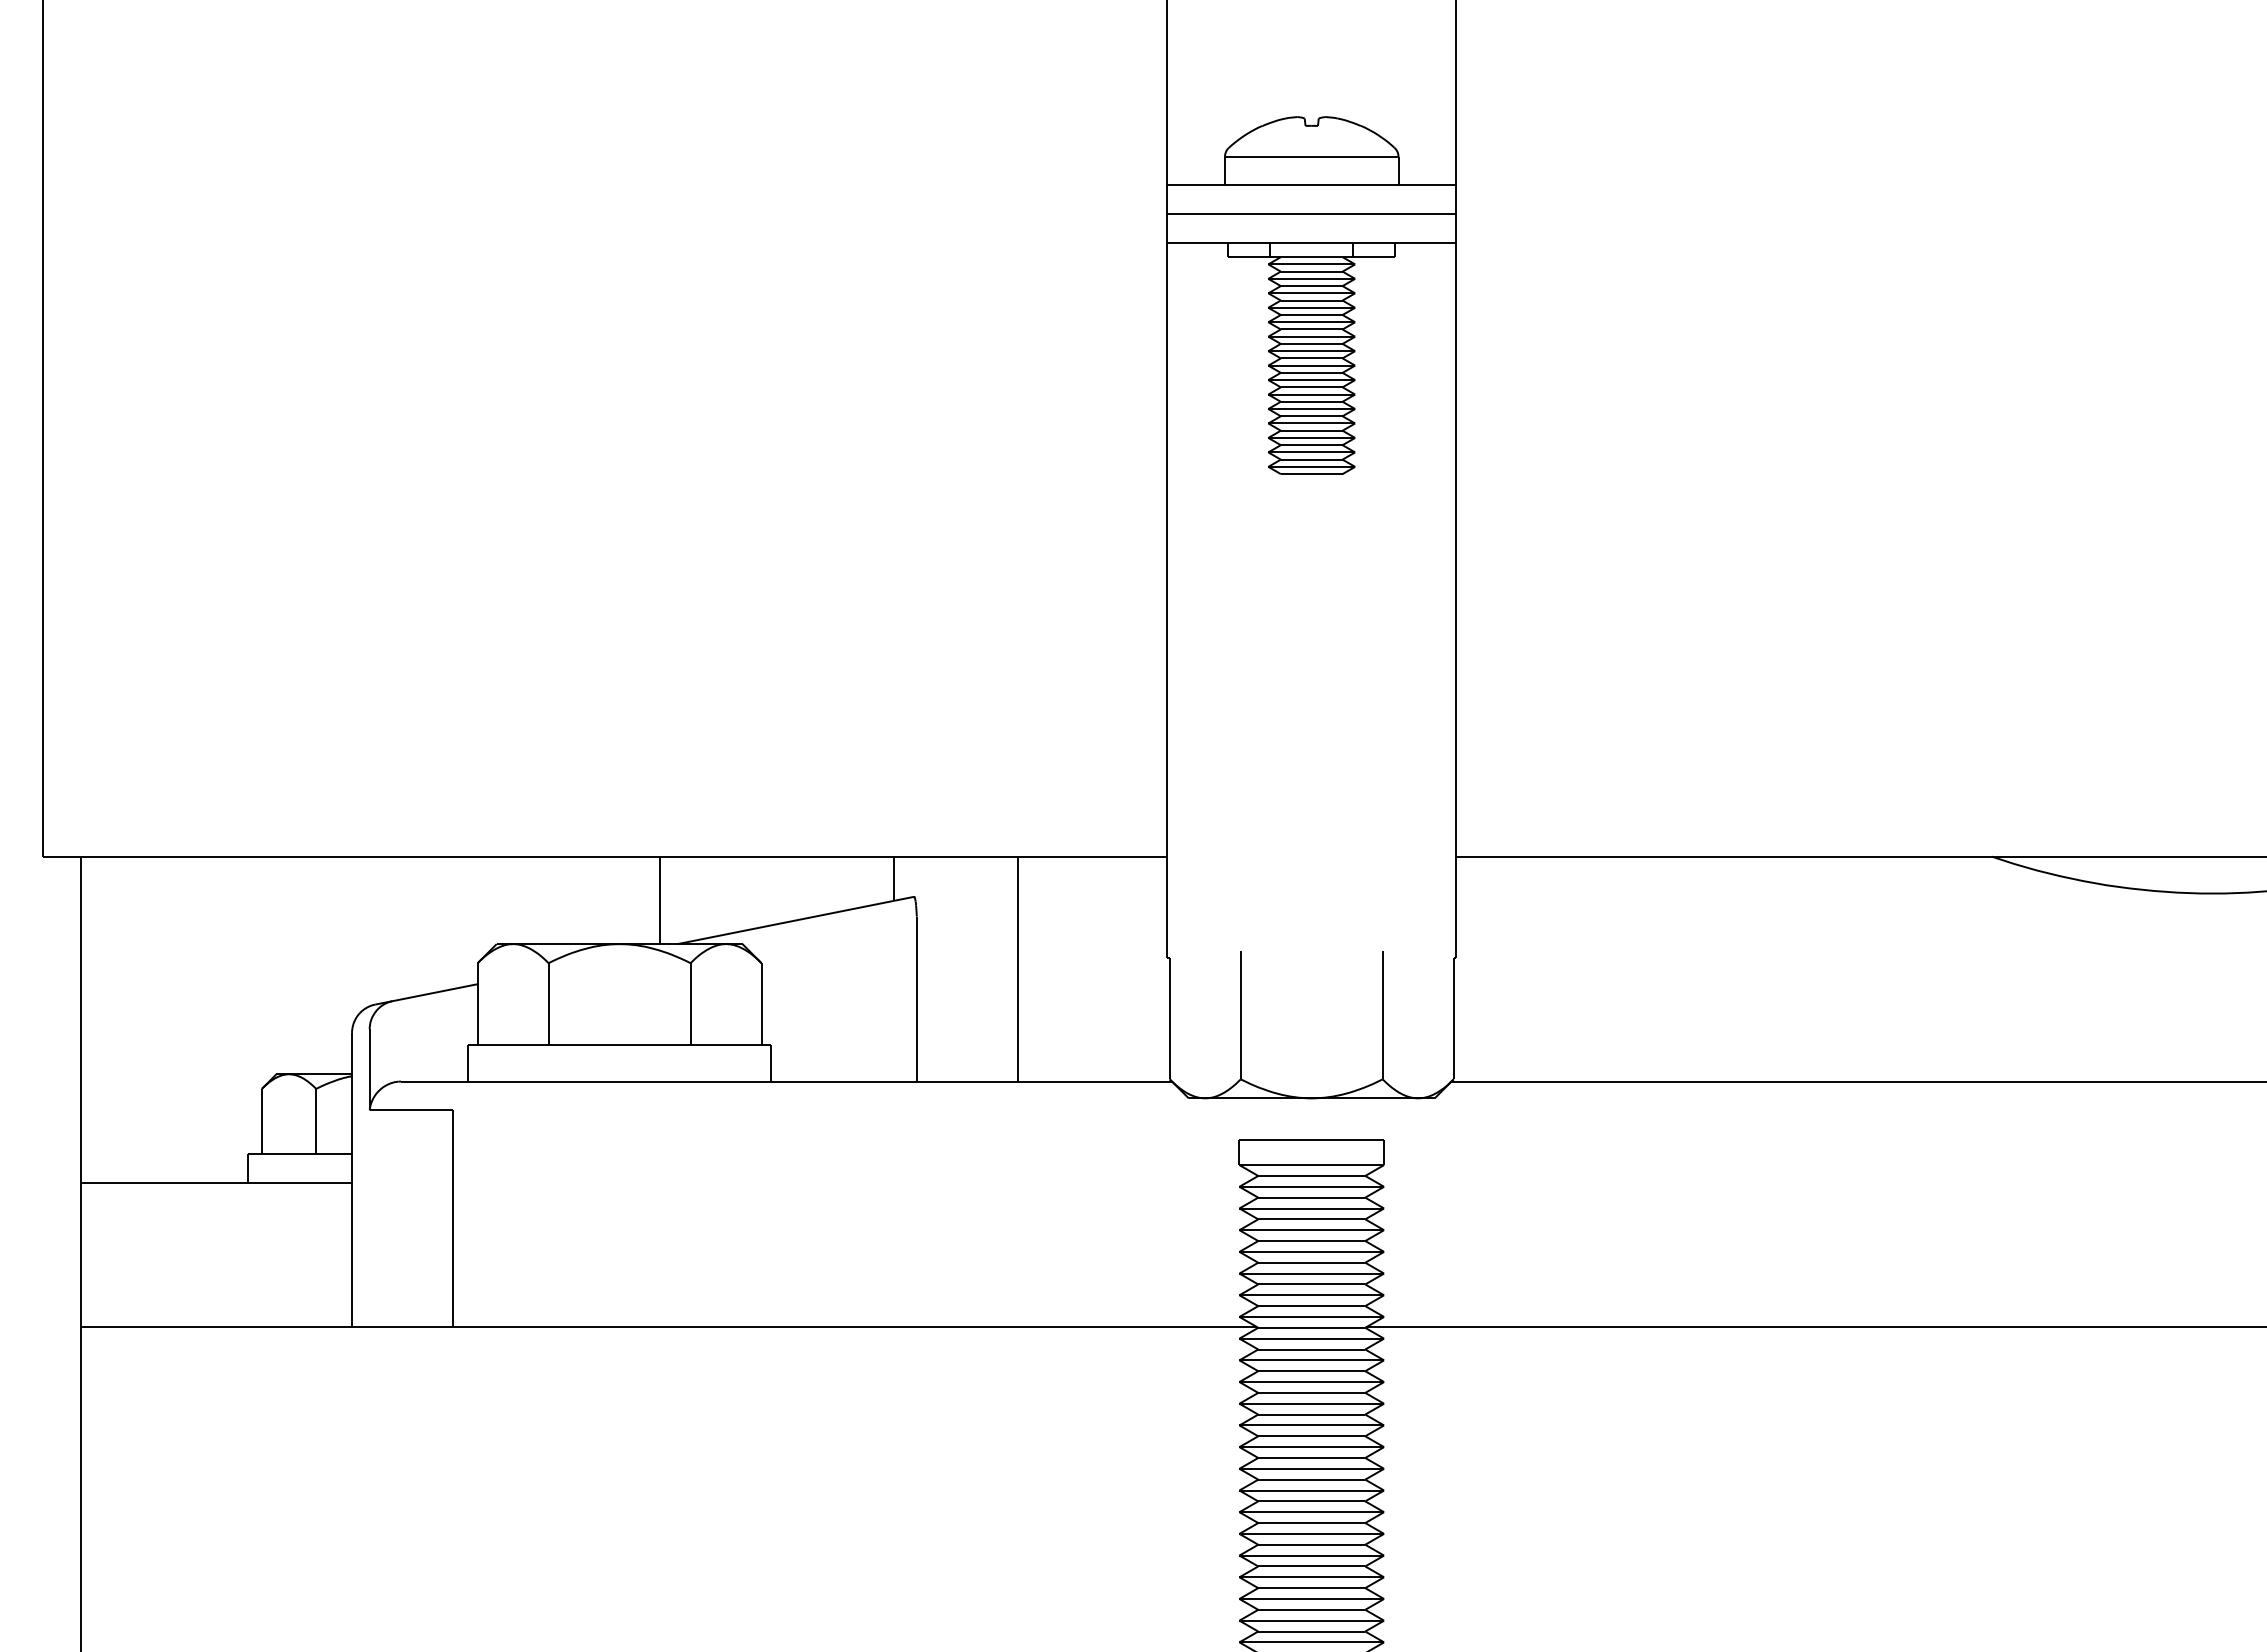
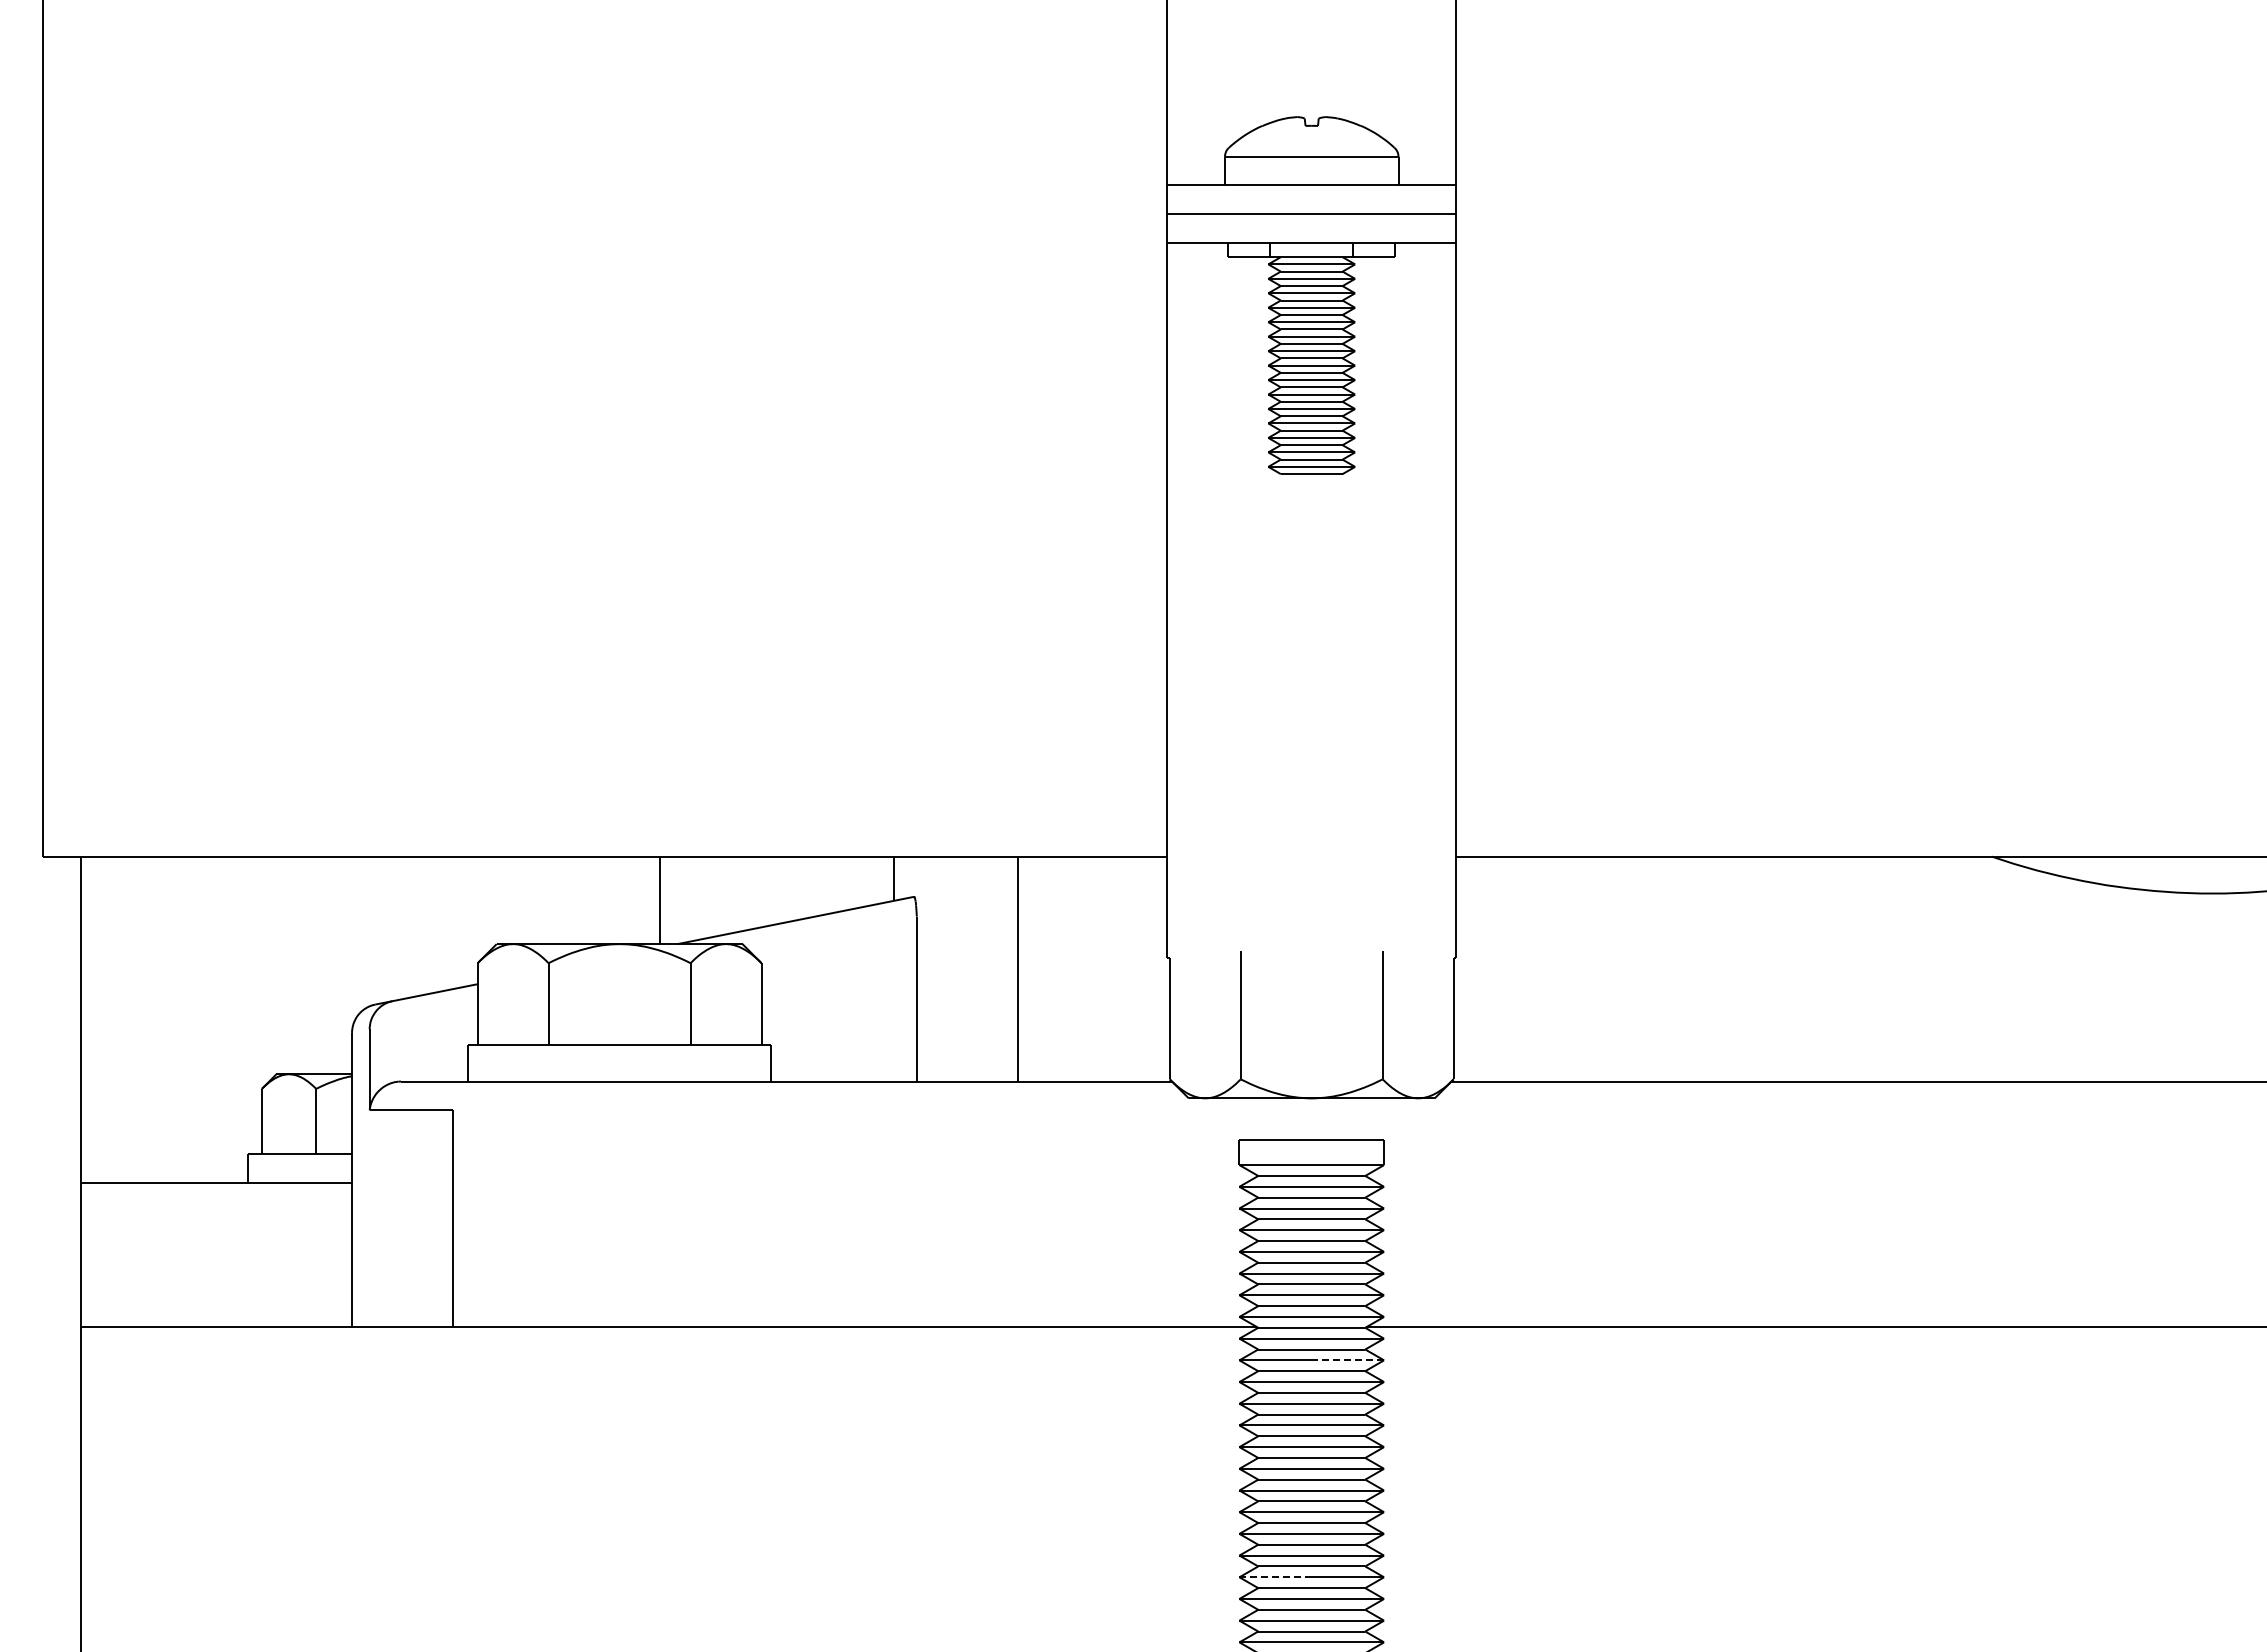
line: solid -> dashed (1347, 1360)
line: solid -> dashed (1275, 1577)
